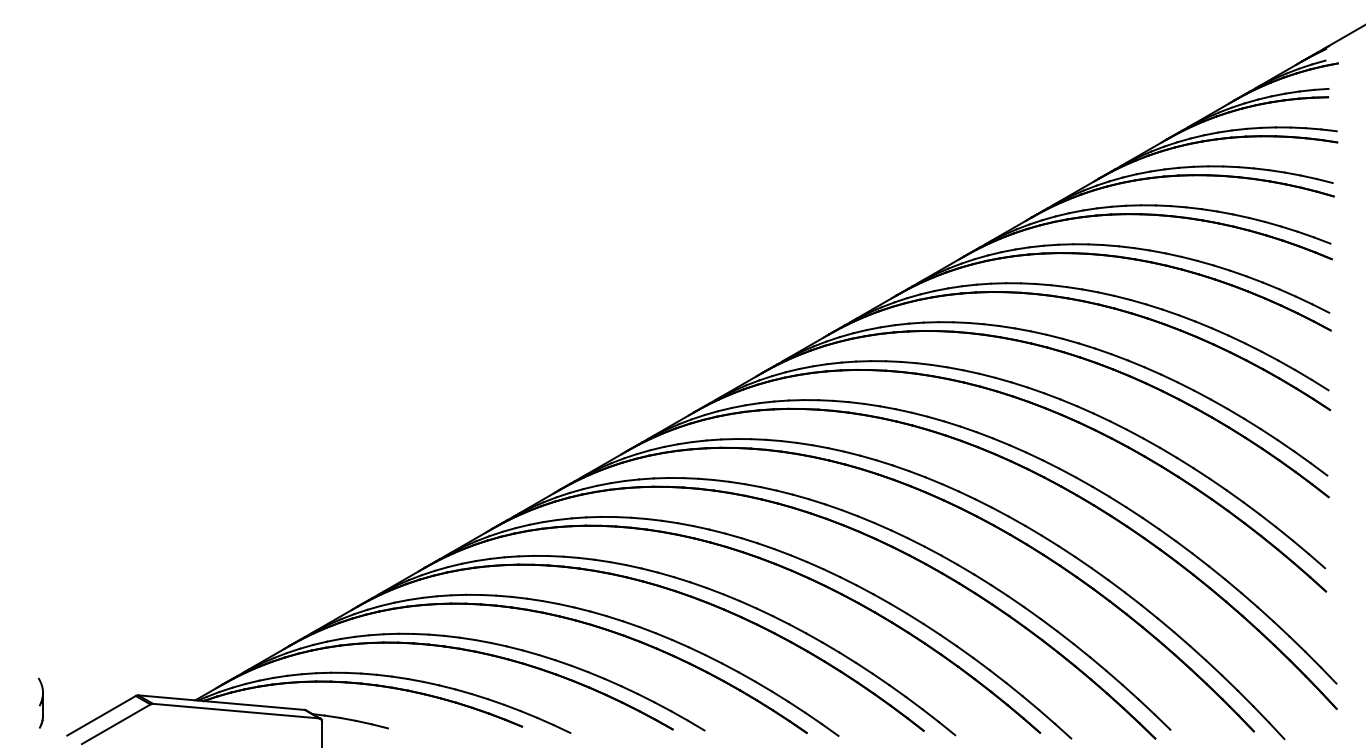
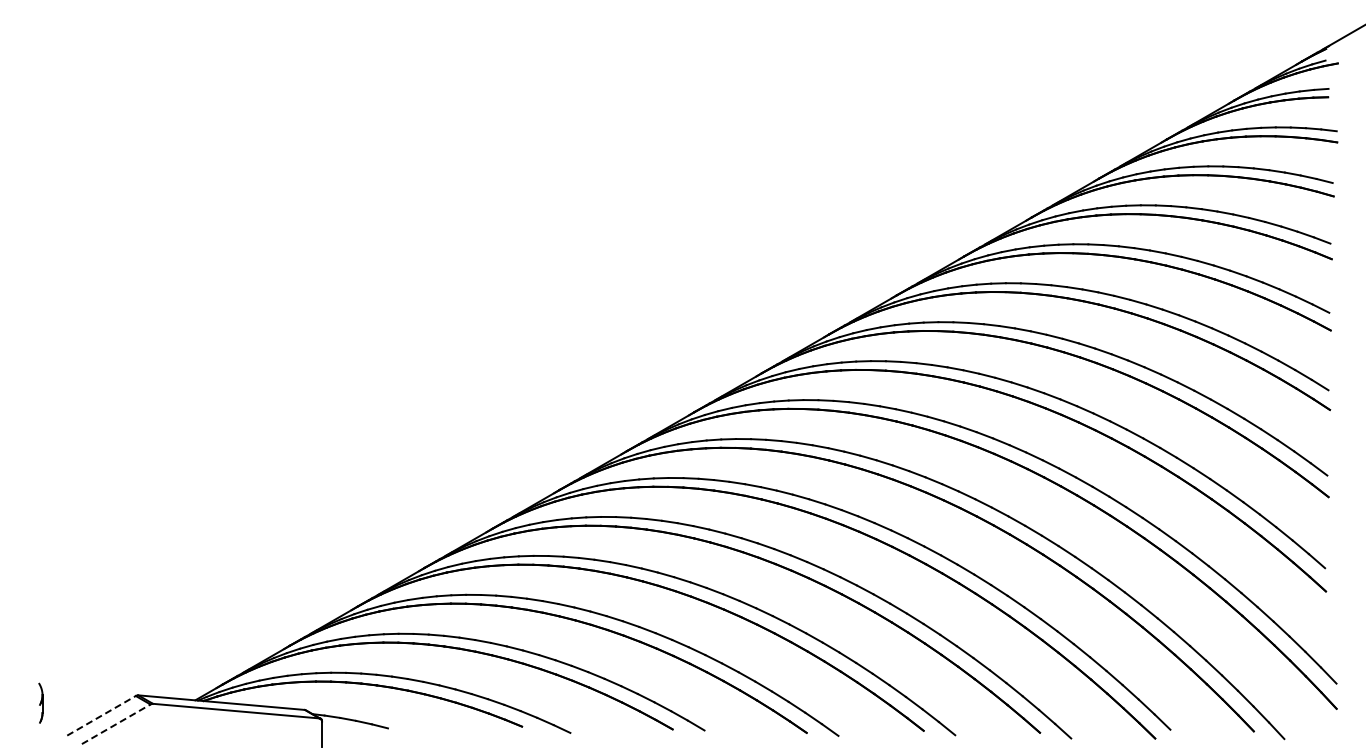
part size: 7x52 px -> 6x42 px (40, 702)
line: solid -> dashed (101, 715)
line: solid -> dashed (116, 724)
